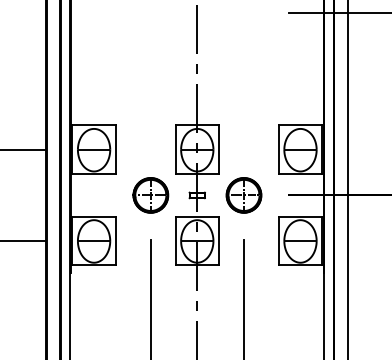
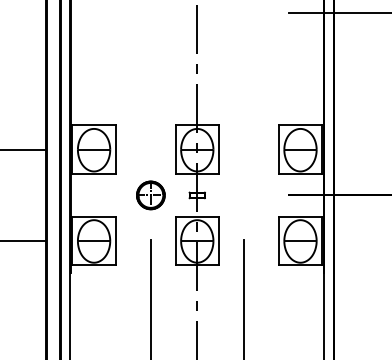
line: present -> none (347, 179)
part size: 38x37 px -> 30x31 px (150, 195)
part: present -> none (243, 195)
